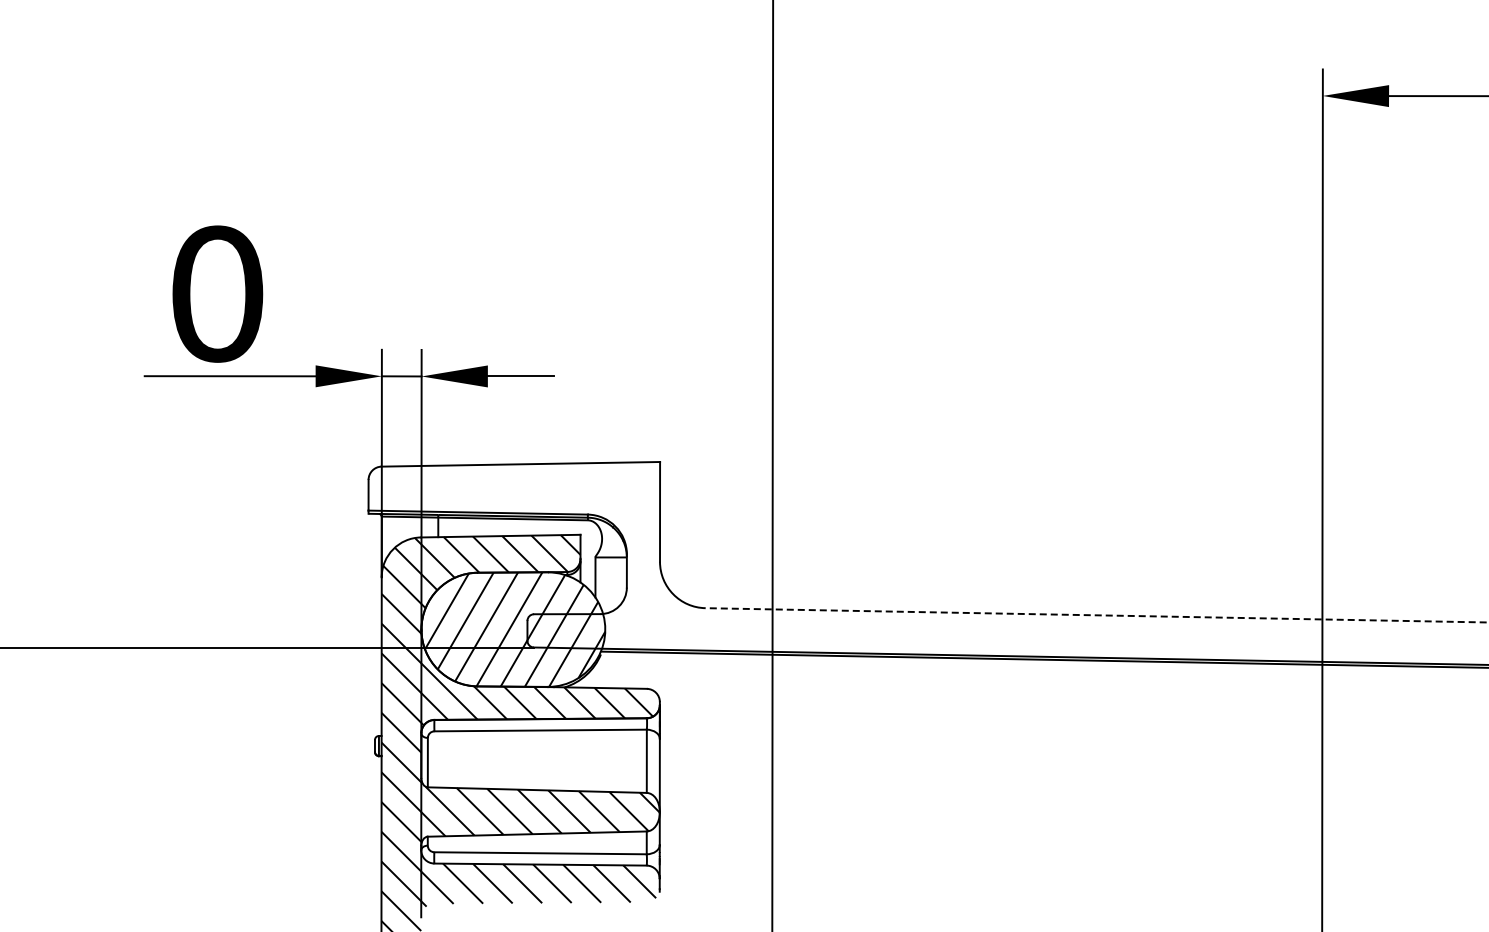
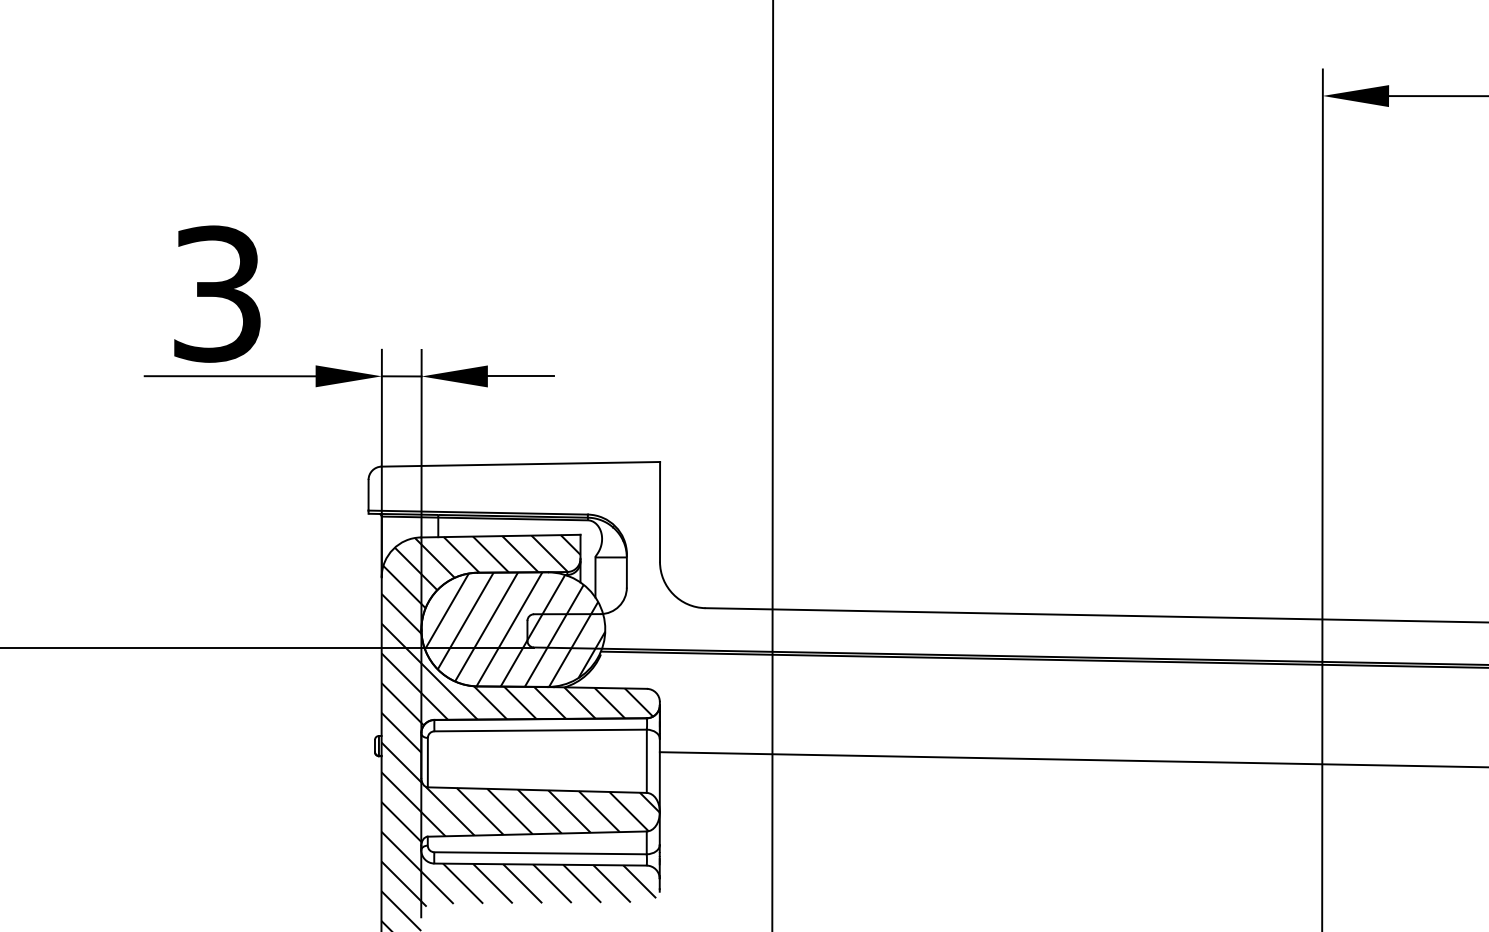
text: 0 -> 3 (217, 293)
line: dashed -> solid (1096, 615)
line: none -> present (1072, 759)
